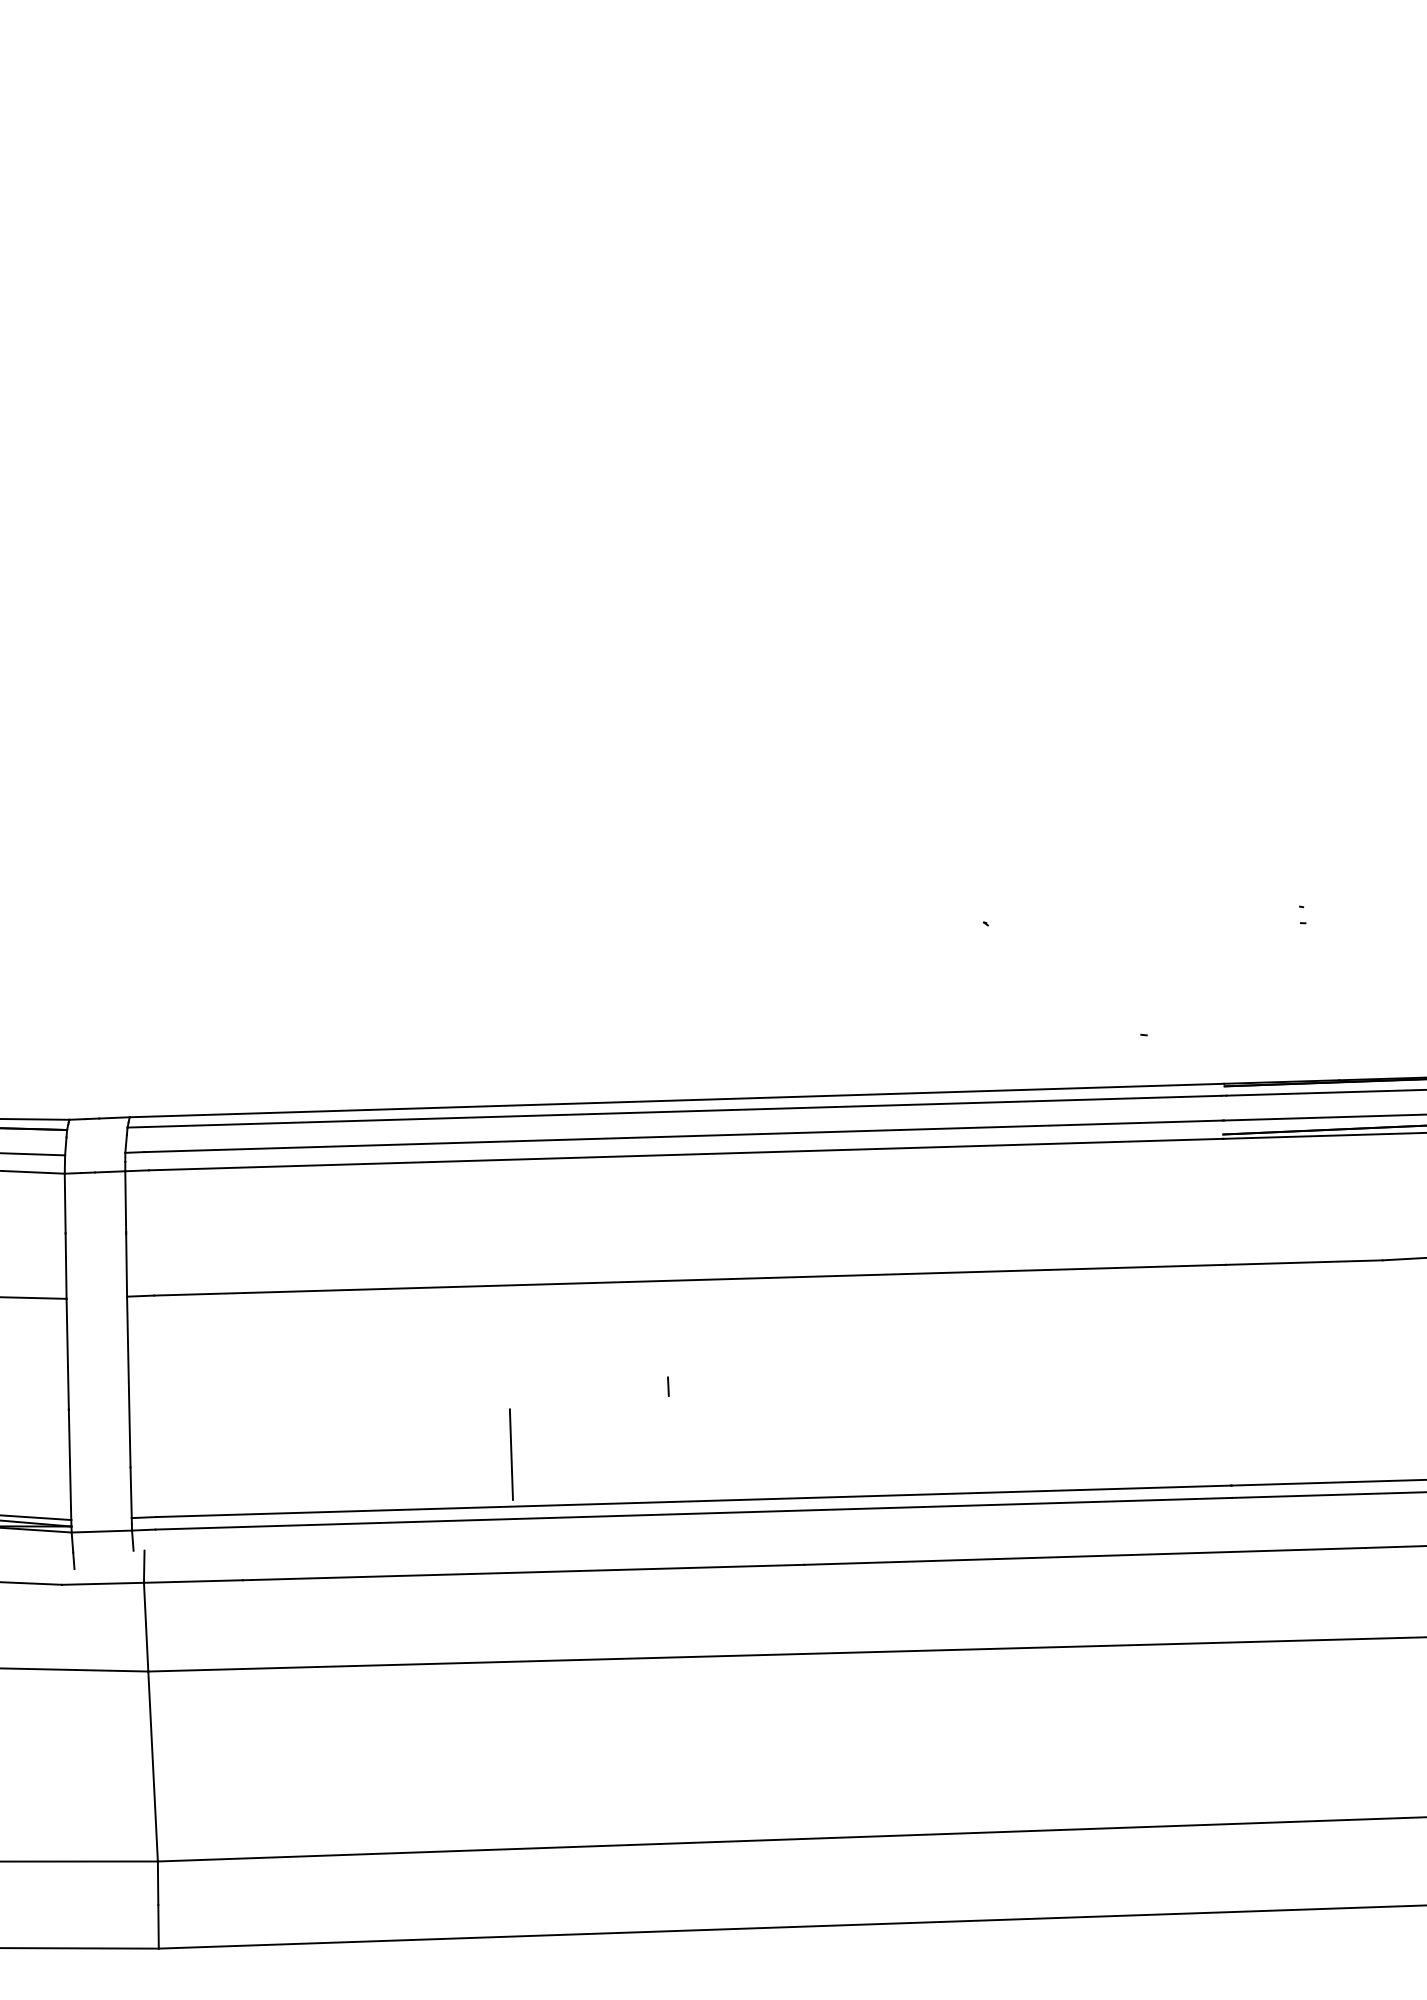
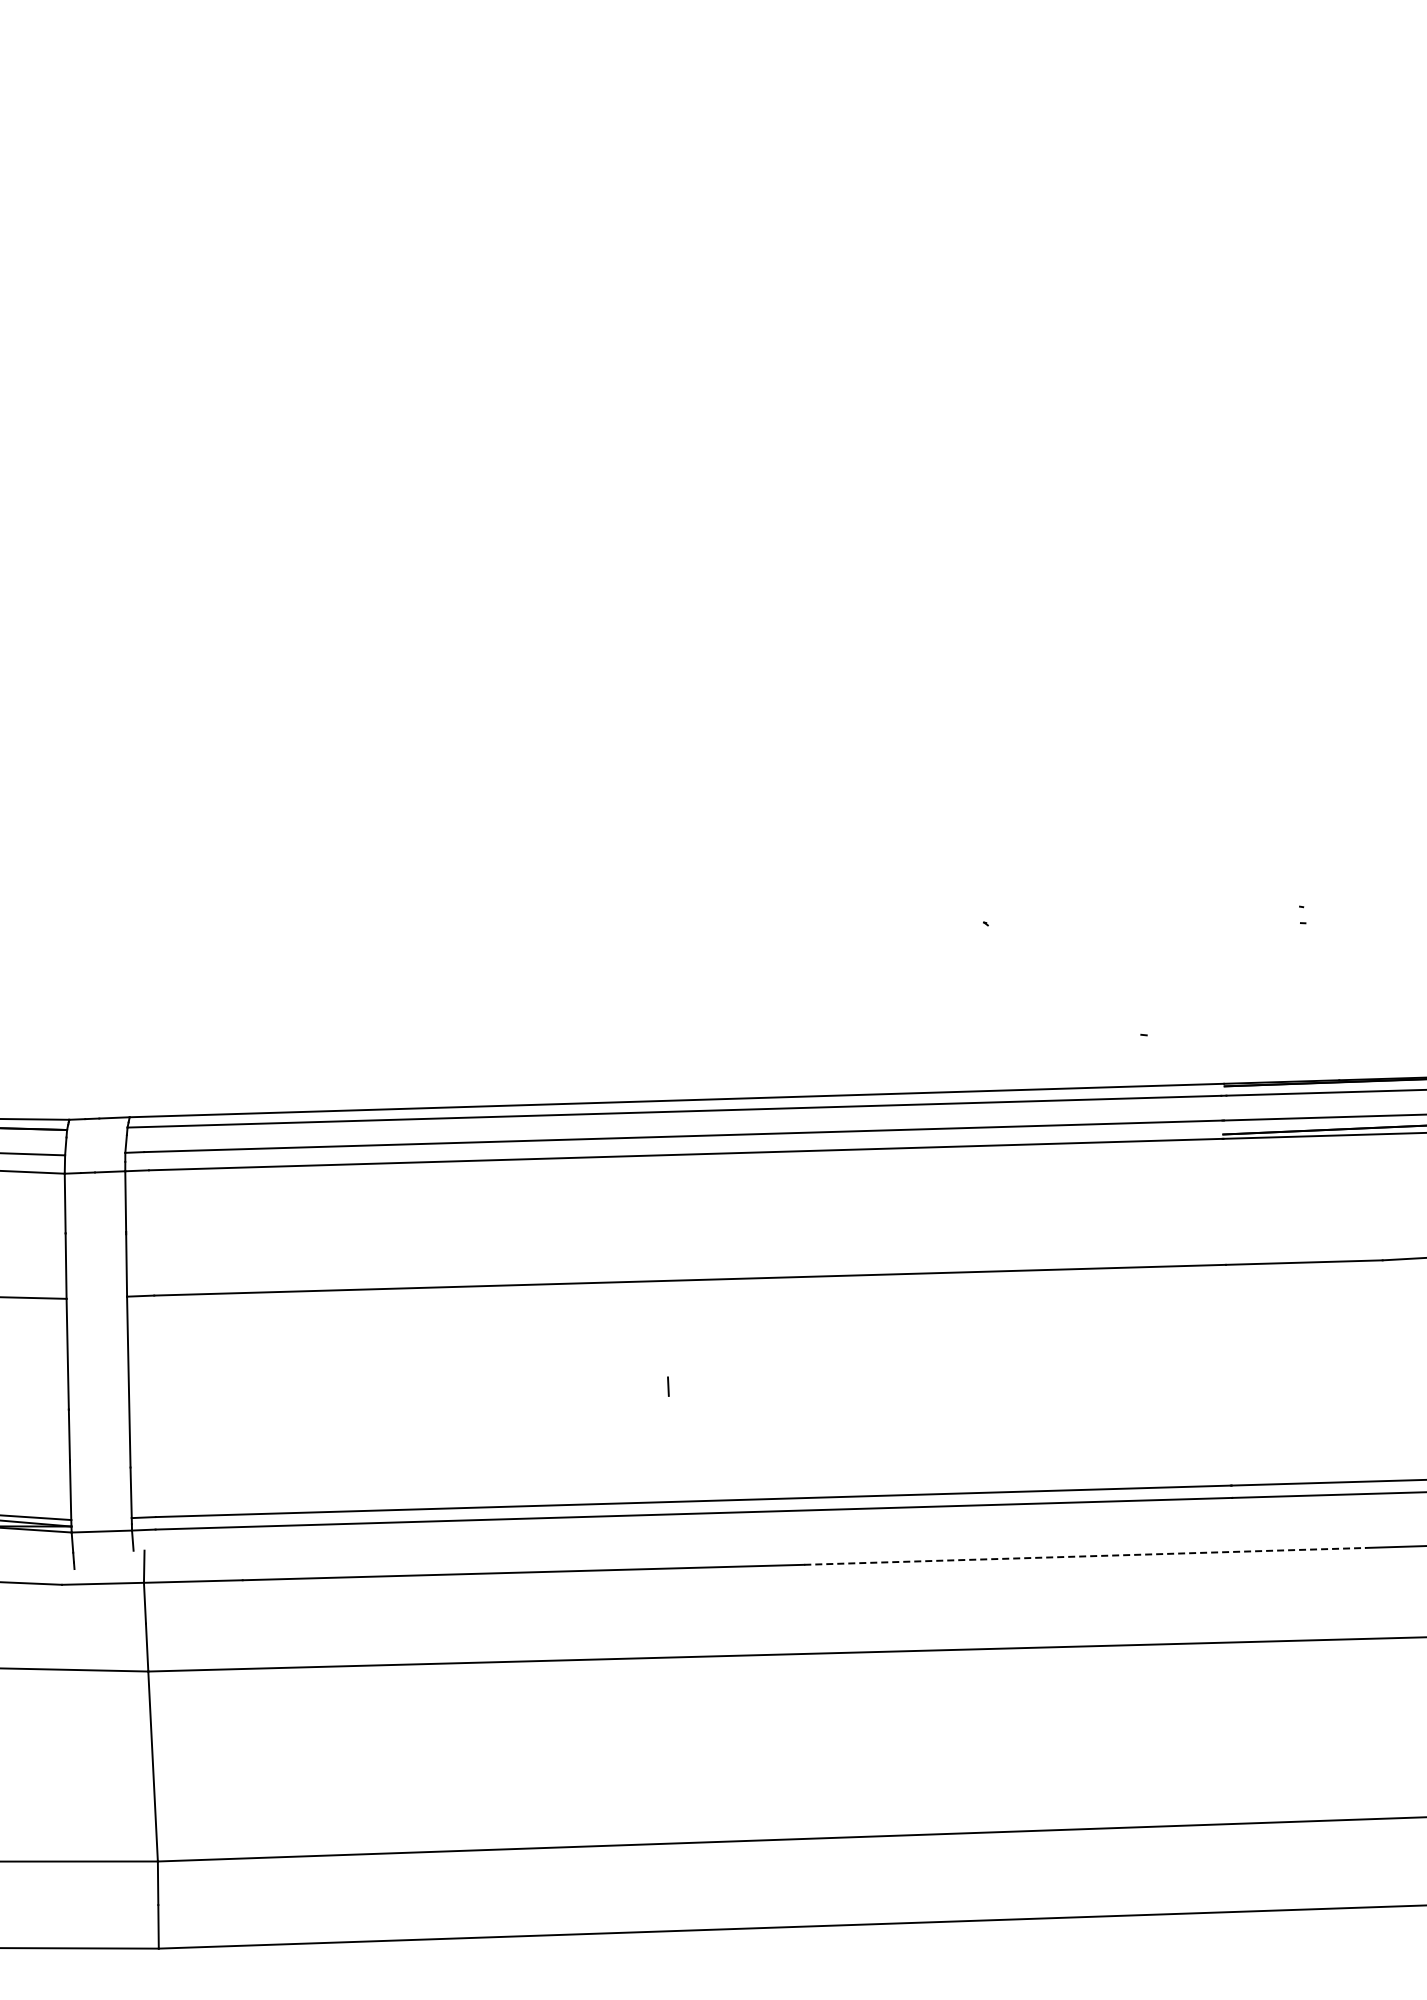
line: present -> none (510, 1454)
line: solid -> dashed (1085, 1556)
